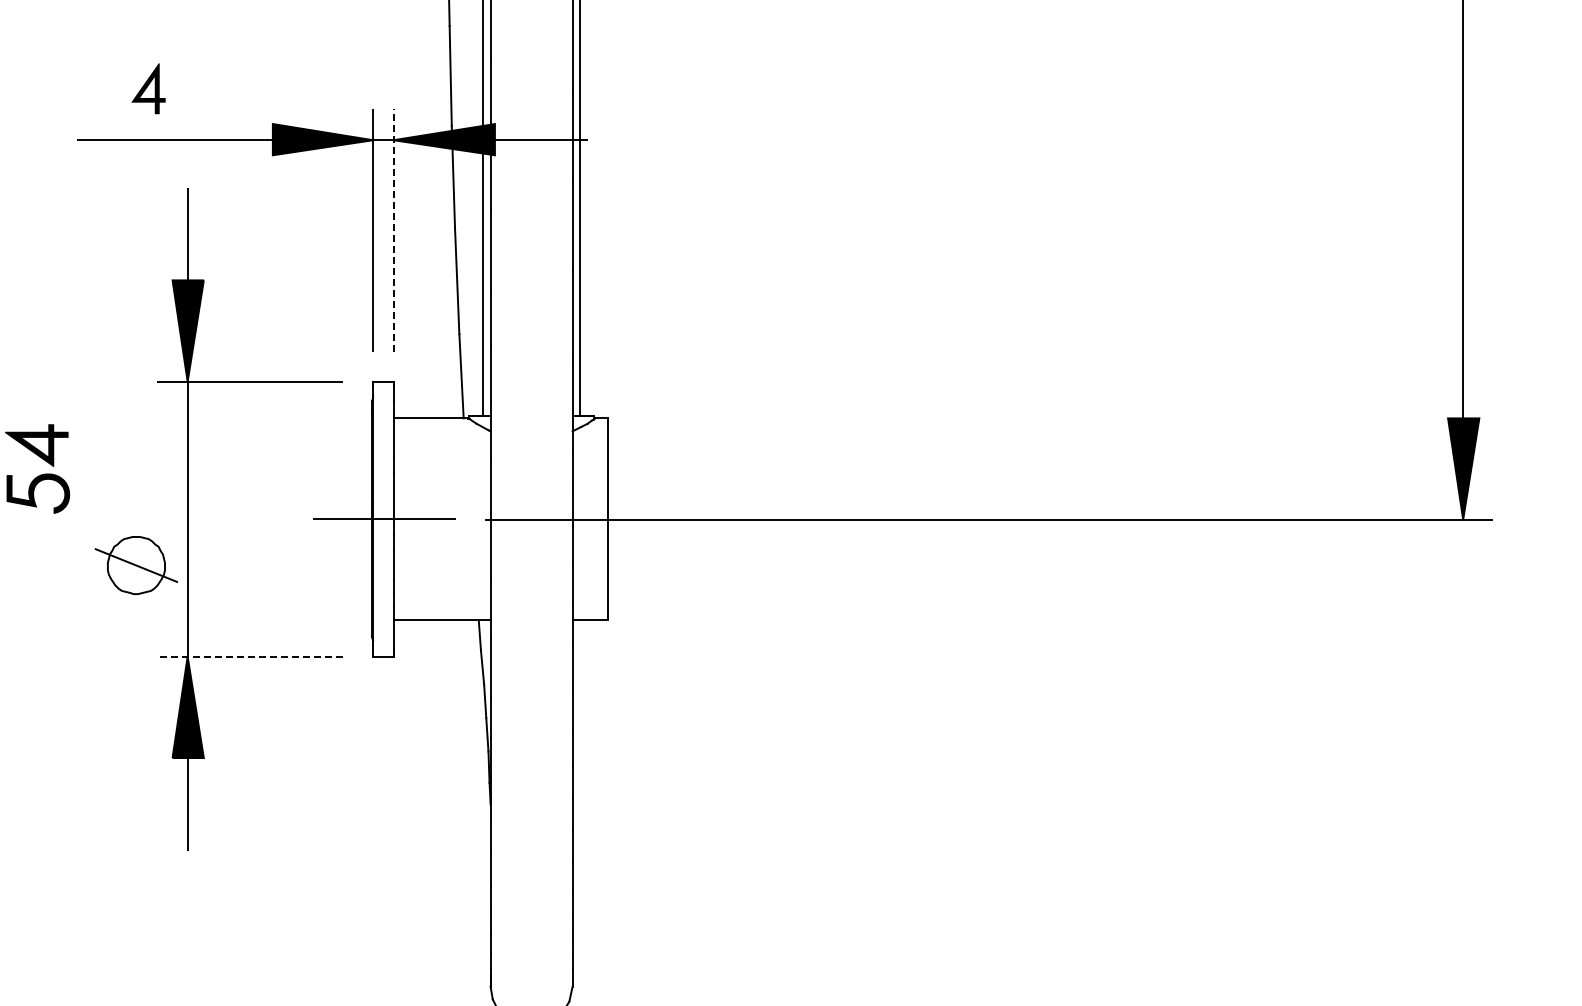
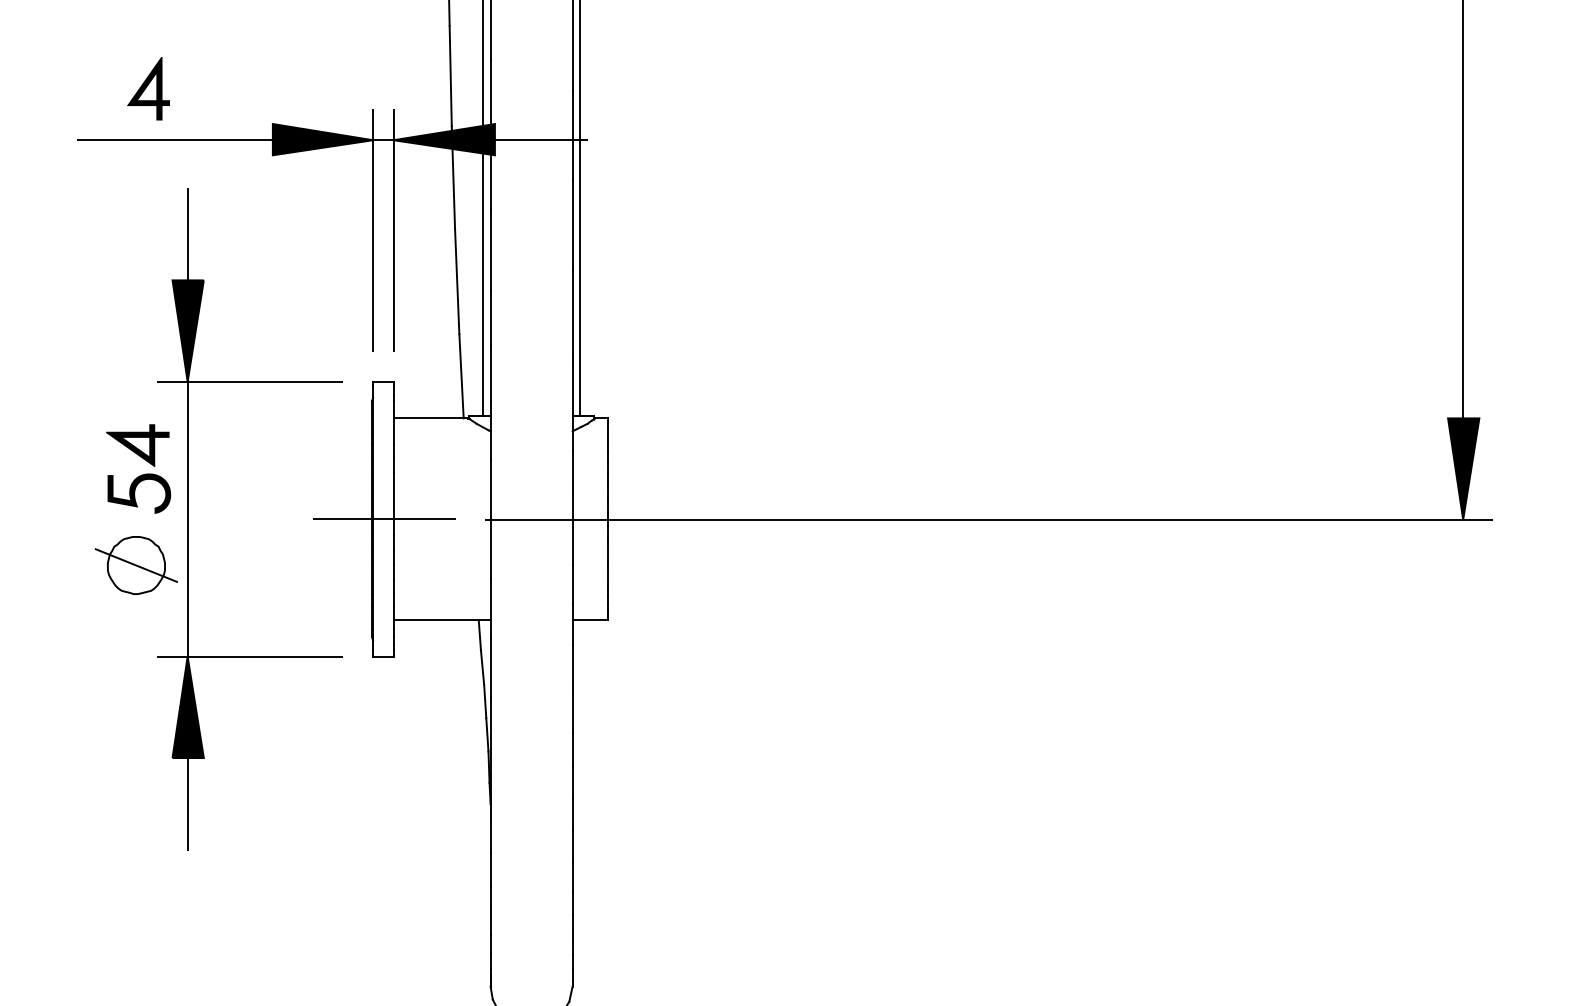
part size: 35x52 px -> 43x64 px (148, 88)
line: dashed -> solid (393, 229)
part position: (40, 474) -> (141, 474) (141, 474)
line: dashed -> solid (250, 656)
